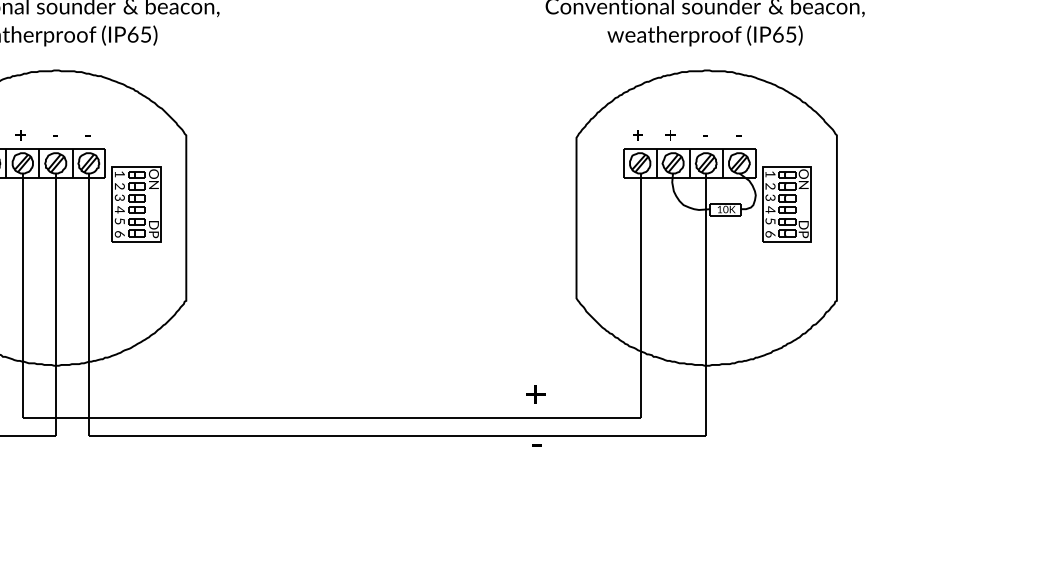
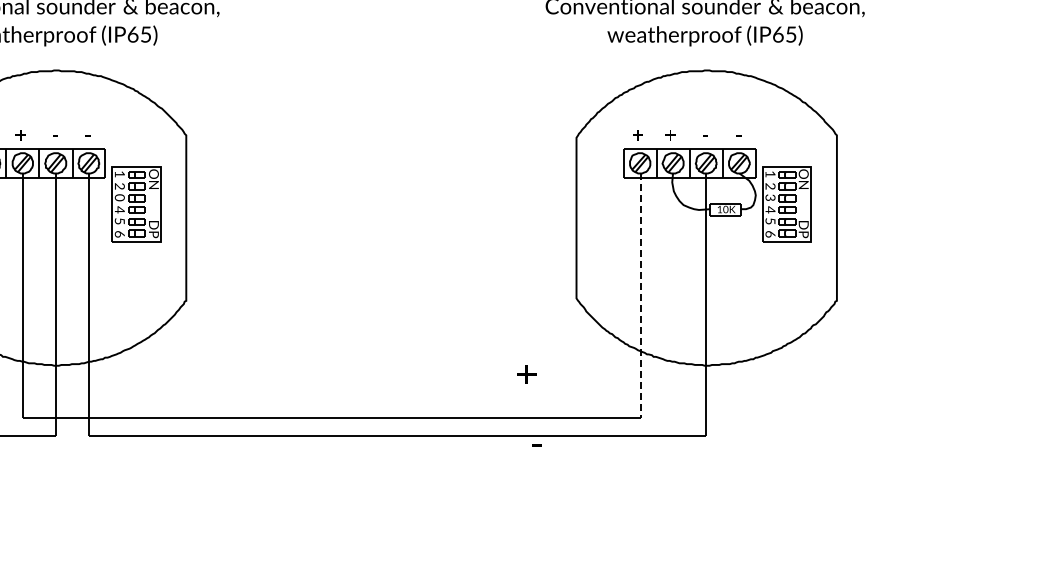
text: 3 -> 0 (119, 197)
line: solid -> dashed (640, 296)
text position: (535, 394) -> (526, 374) (526, 374)
